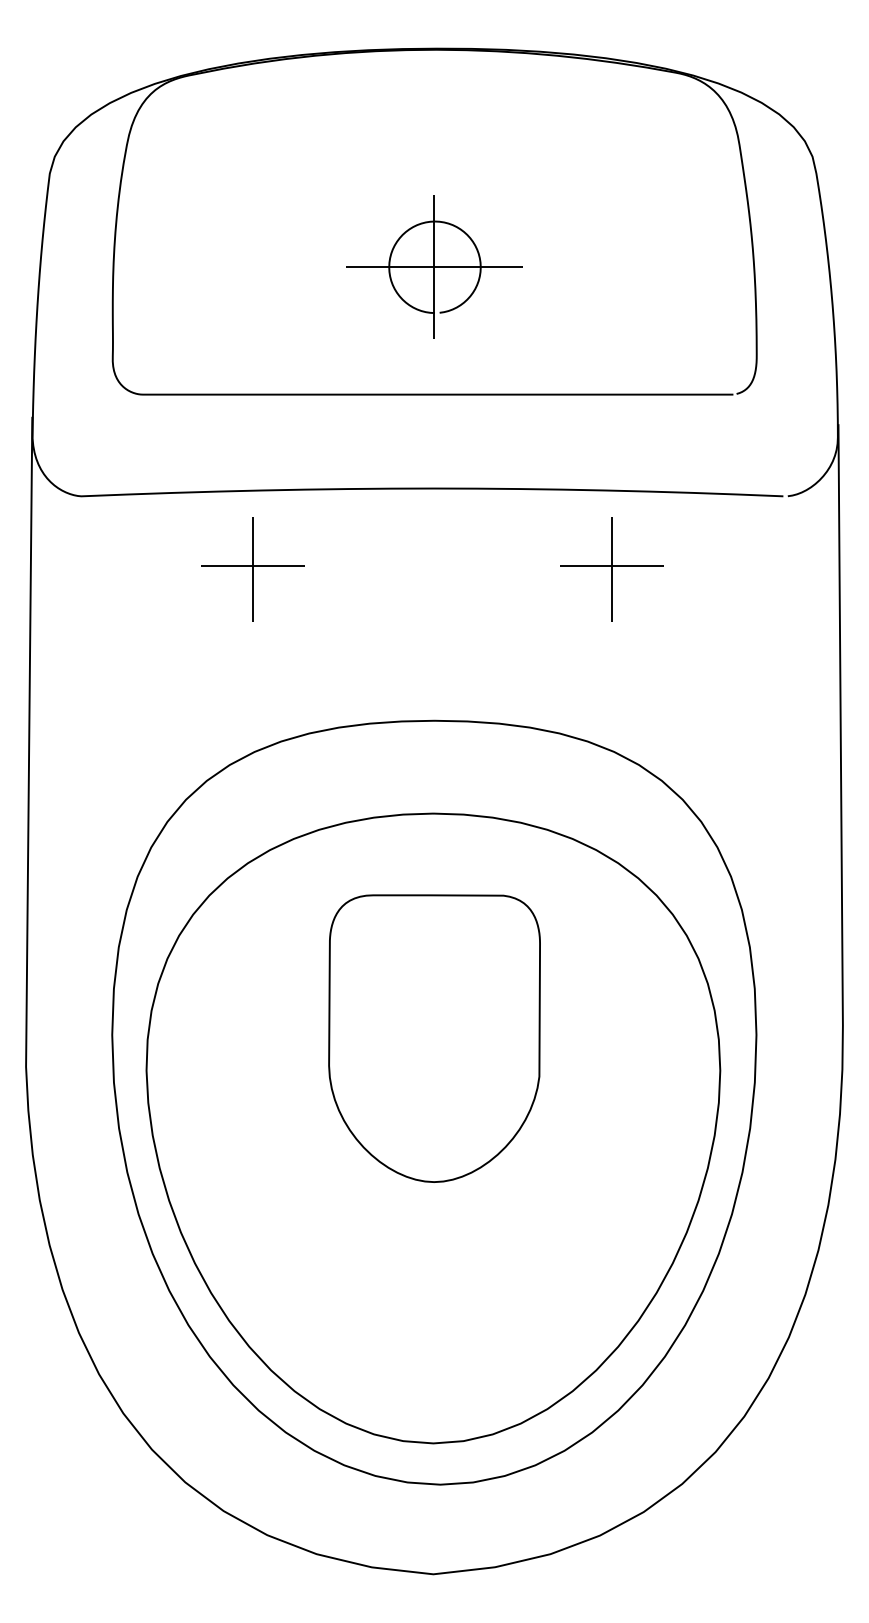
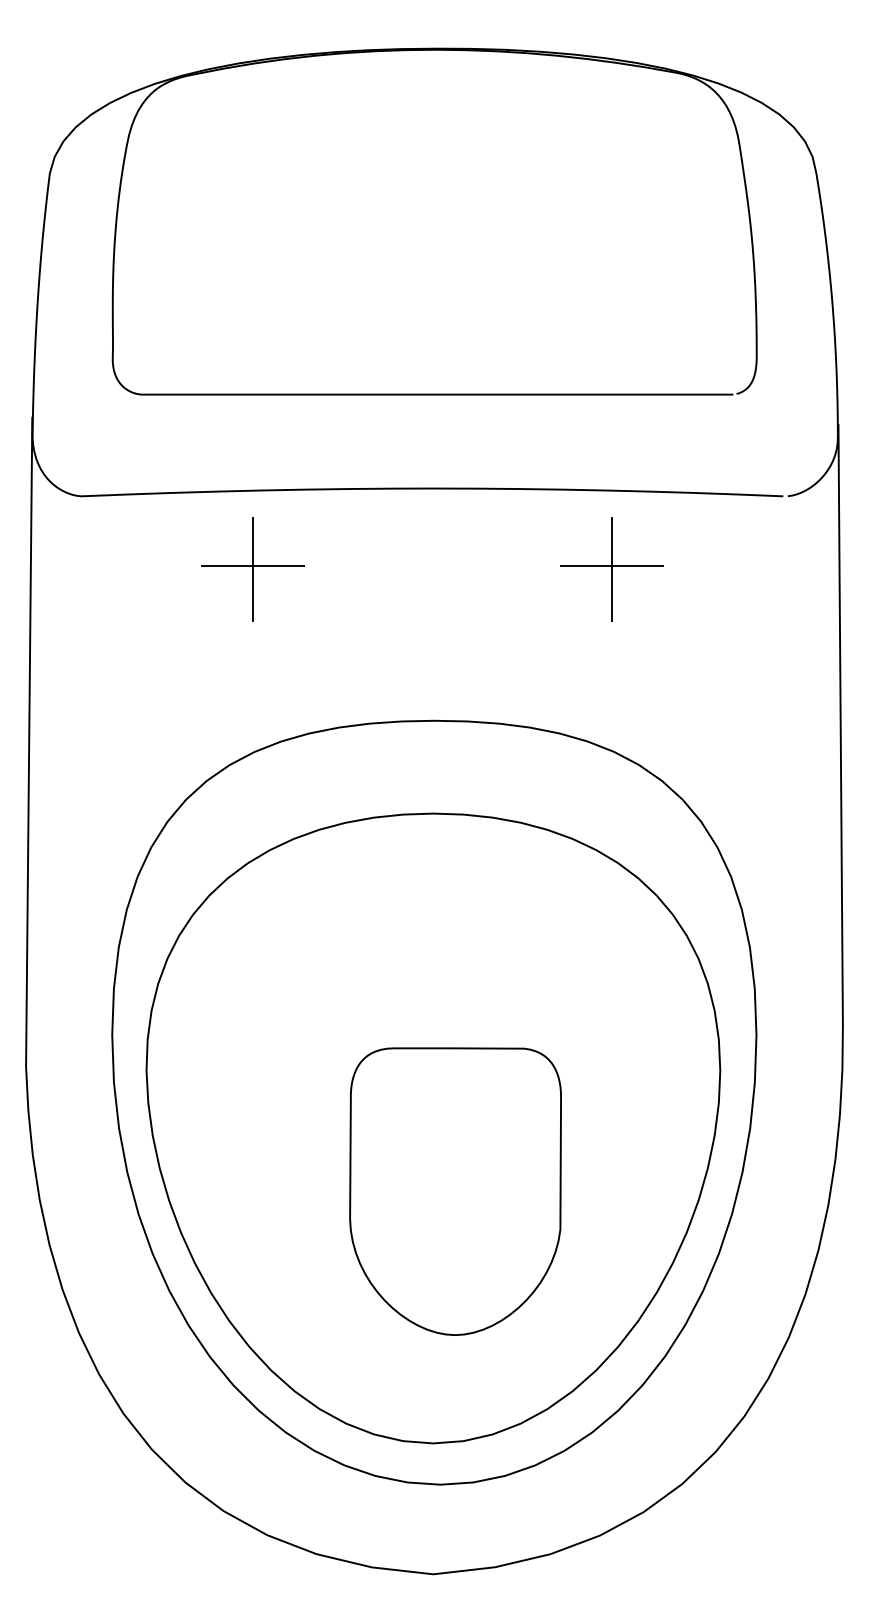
part: present -> none (434, 266)
part position: (434, 1038) -> (455, 1191) (455, 1191)
